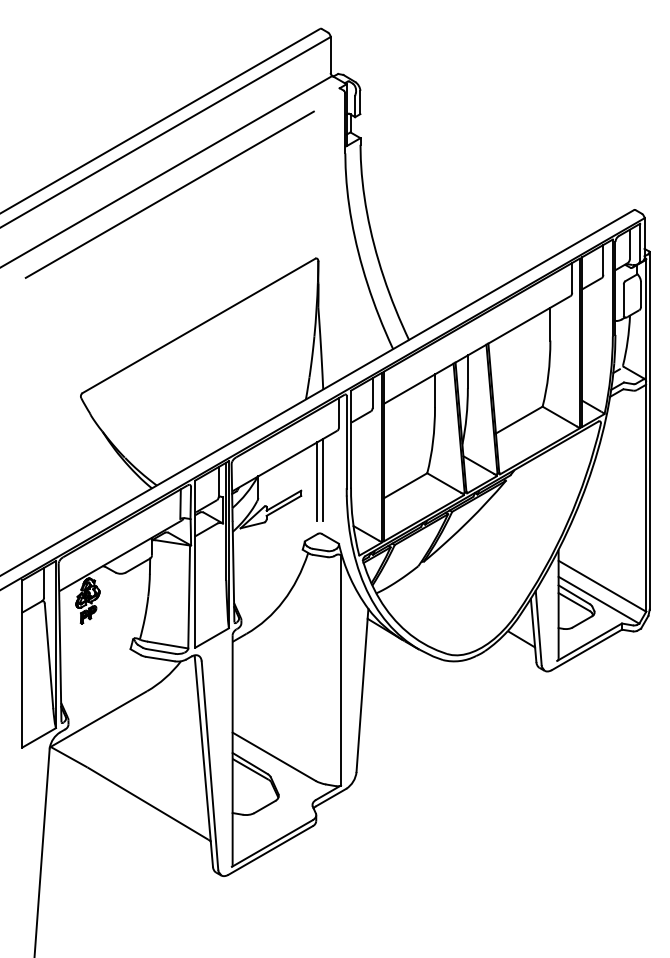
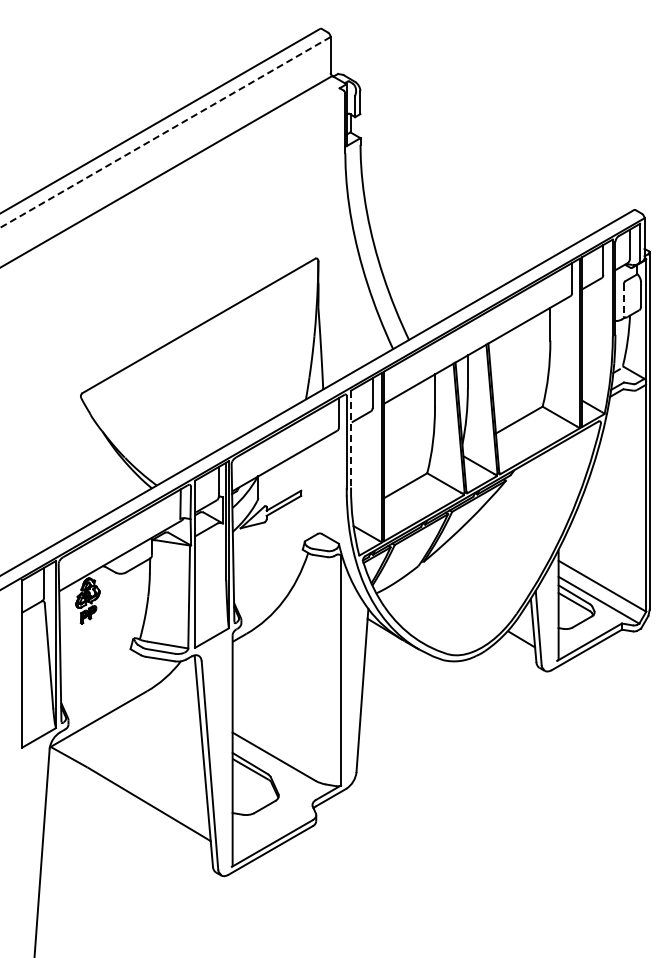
line: solid -> dashed (165, 132)
line: present -> none (169, 194)
line: solid -> dashed (623, 300)
line: solid -> dashed (351, 439)
line: present -> none (322, 479)
line: present -> none (317, 481)
